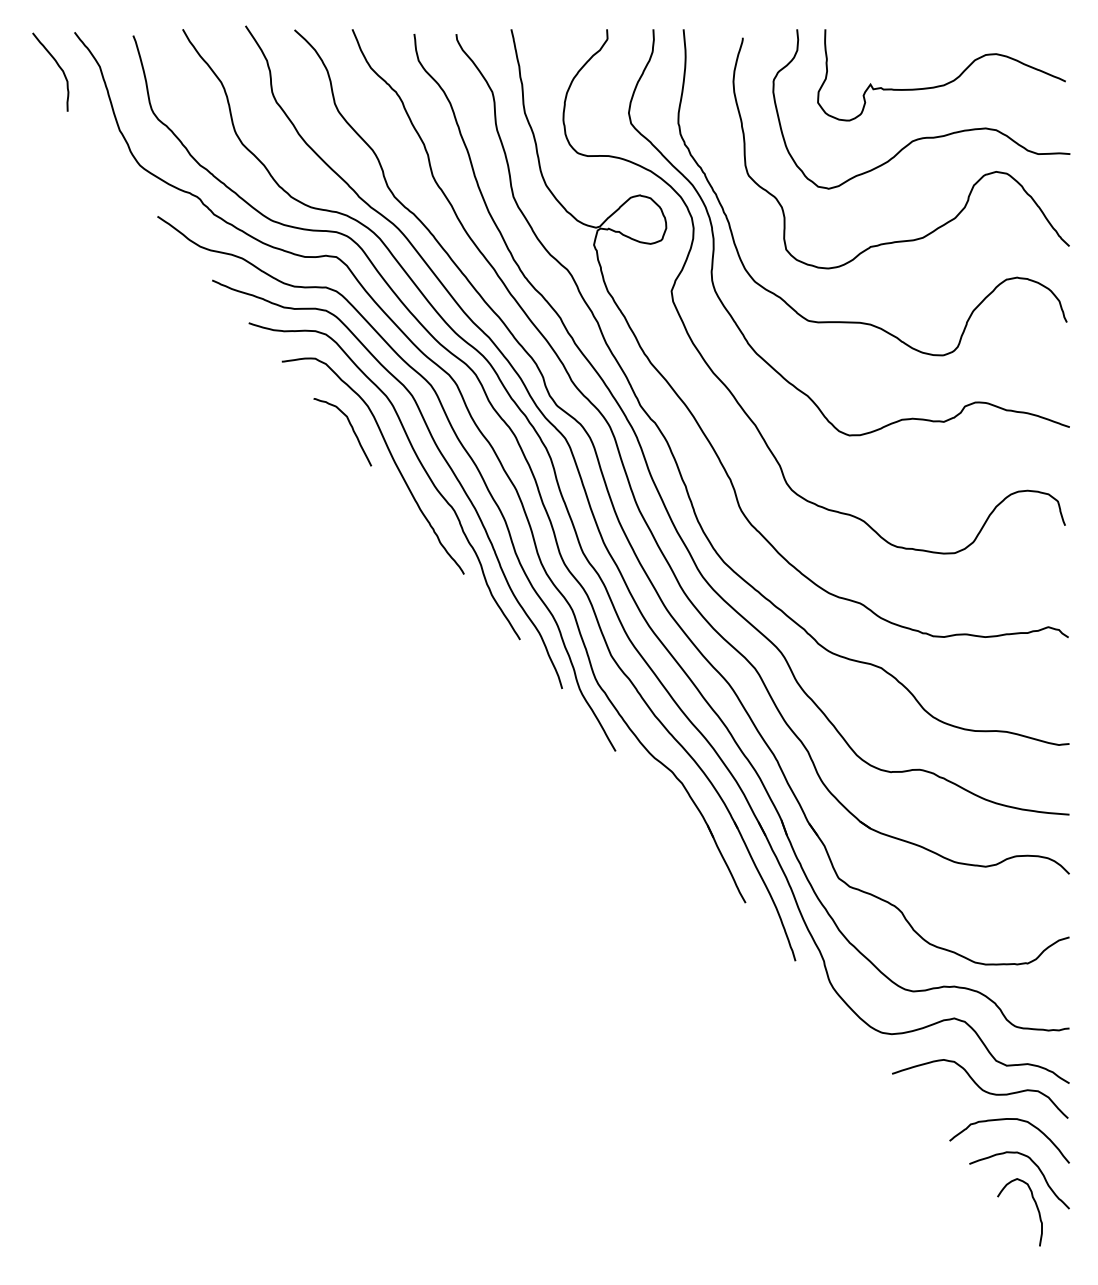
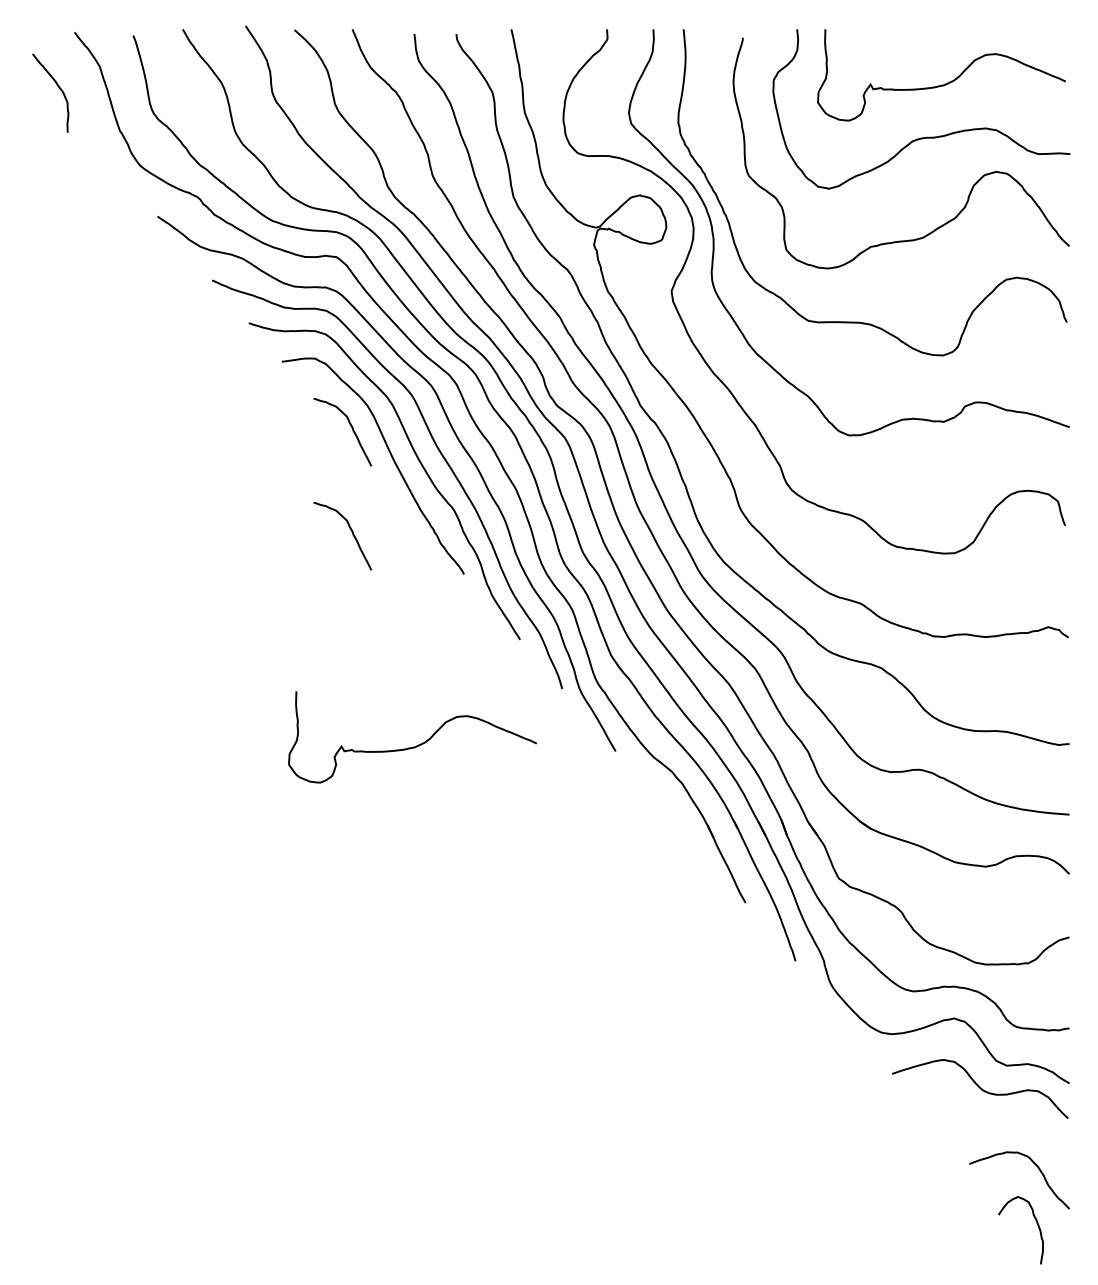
curve position: (57, 65) -> (57, 86) (57, 86)
curve: none -> present (351, 532)
curve: none -> present (416, 745)
curve: present -> none (1004, 1120)
curve position: (1035, 1205) -> (1036, 1223) (1036, 1223)
